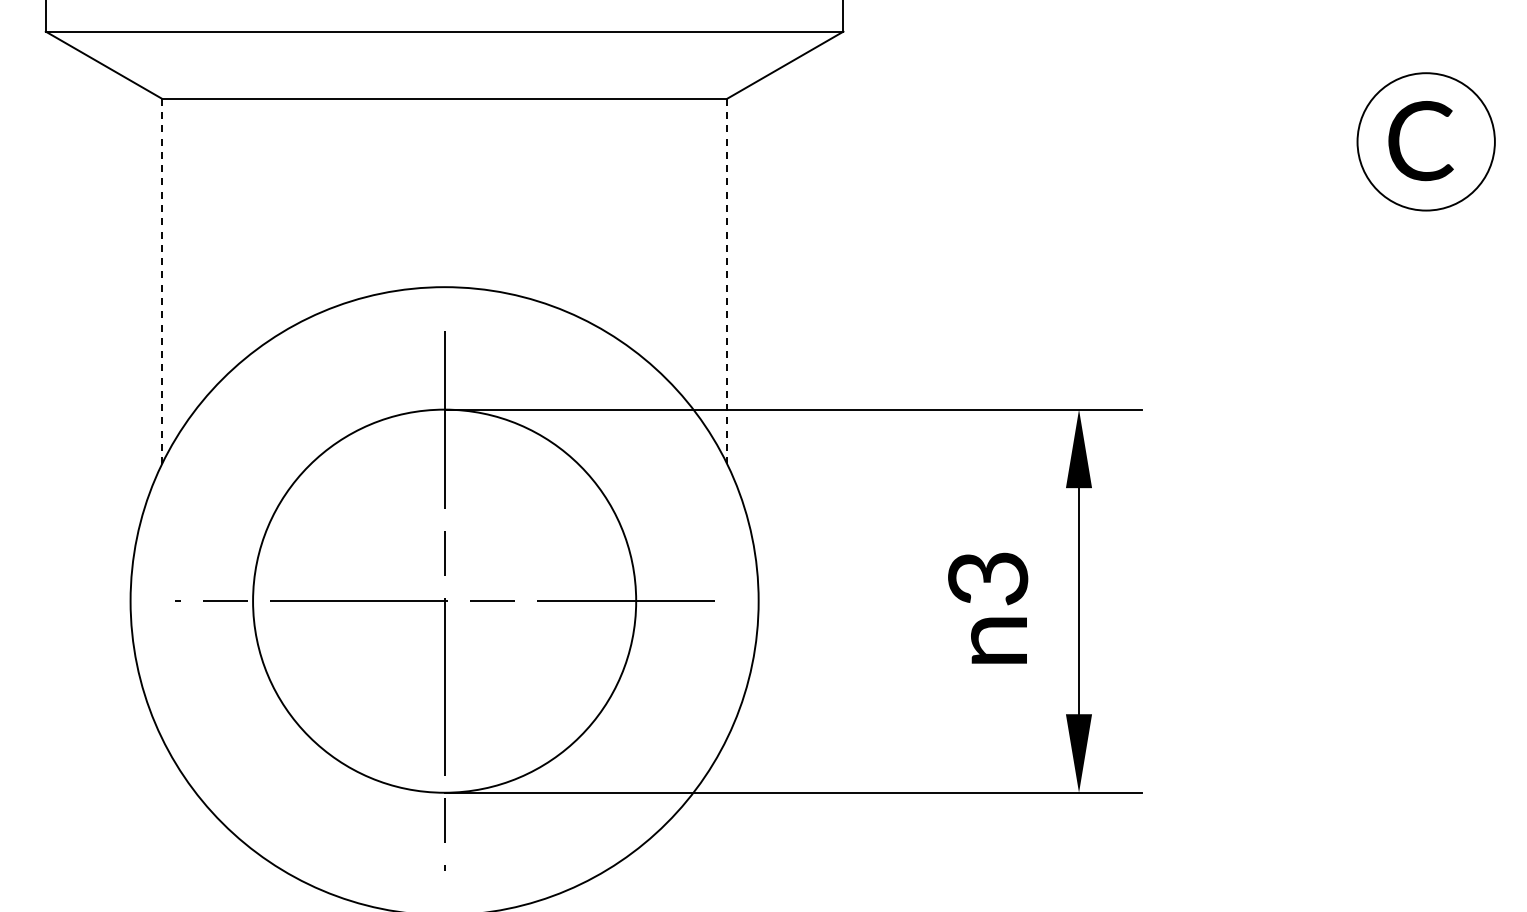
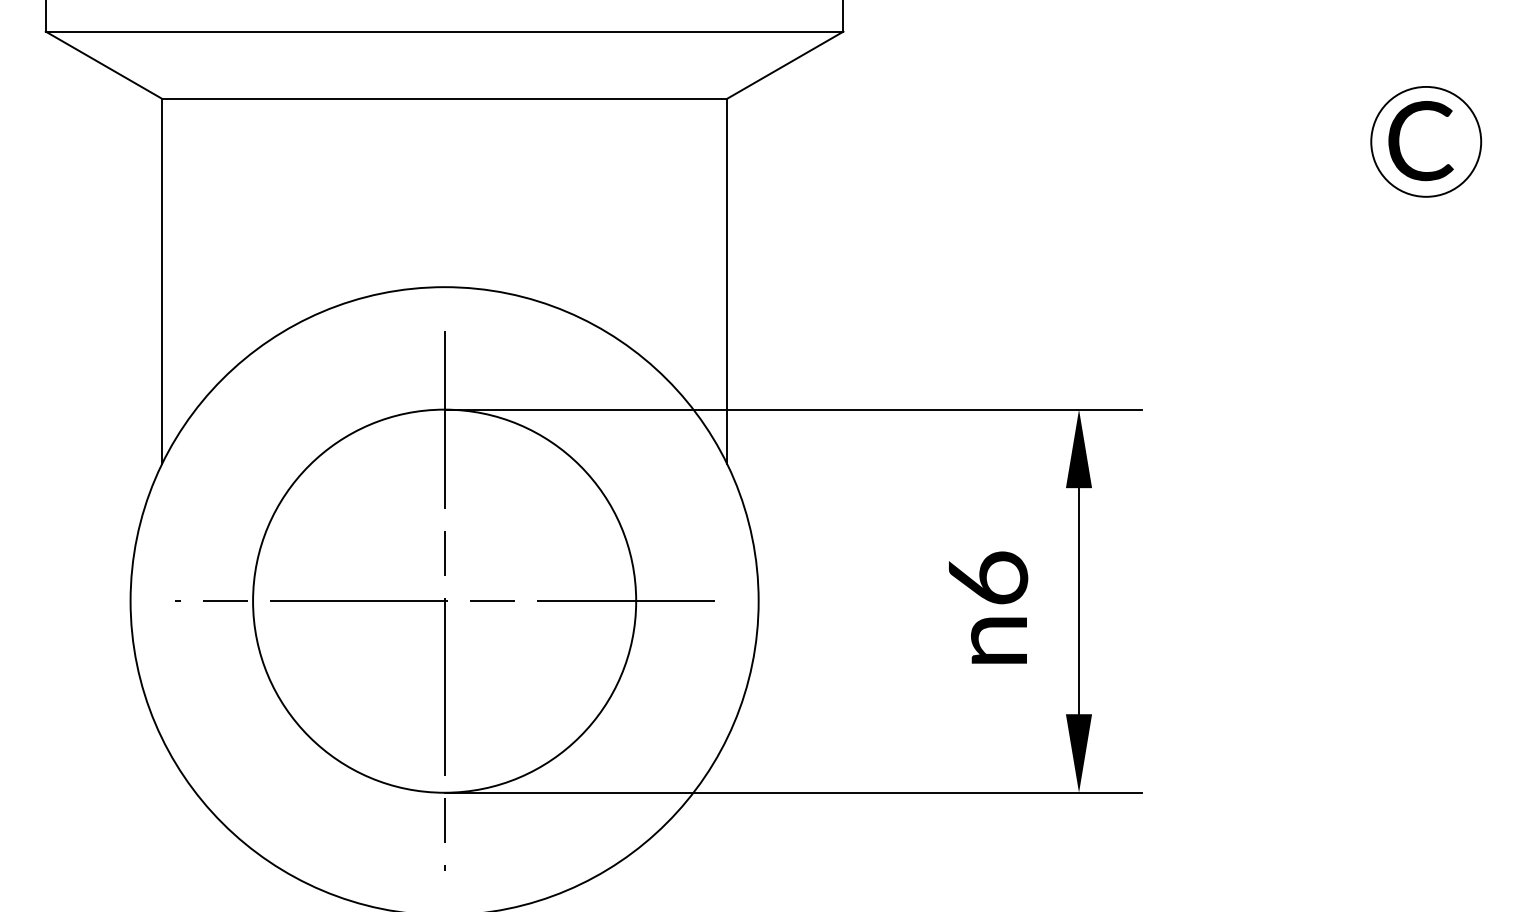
circle diameter: 137 px -> 110 px (1426, 141)
line: dashed -> solid (162, 281)
line: dashed -> solid (727, 281)
text: 3 -> 6 (988, 578)
